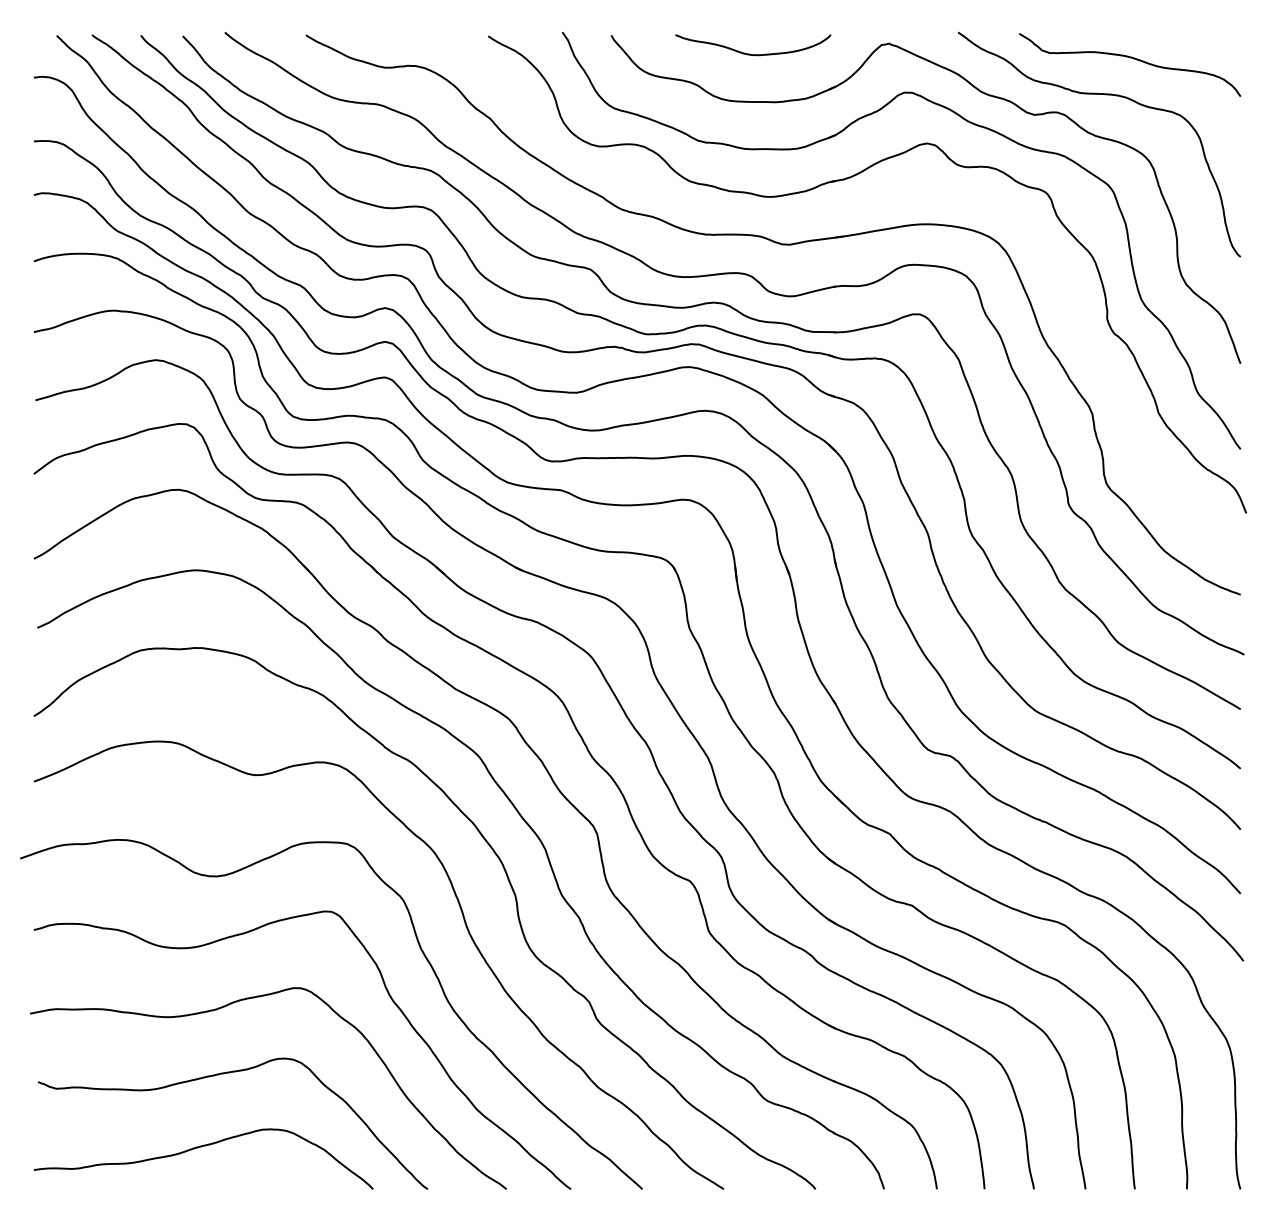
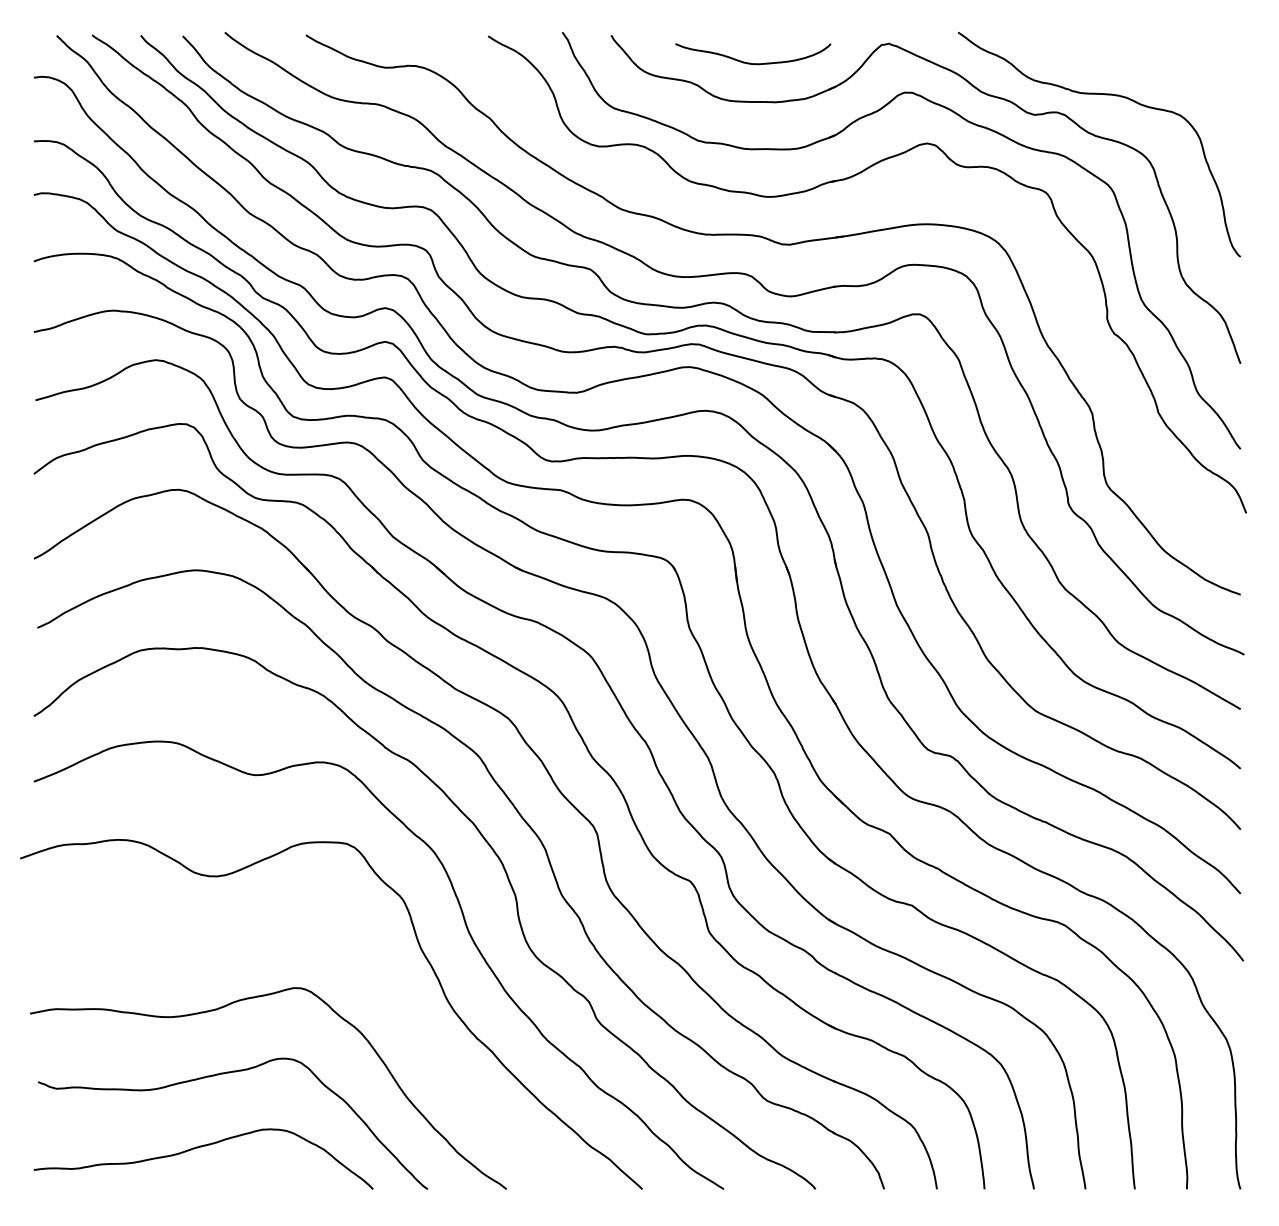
curve position: (750, 53) -> (750, 62) (750, 62)
curve: present -> none (1133, 59)
curve: present -> none (388, 995)
